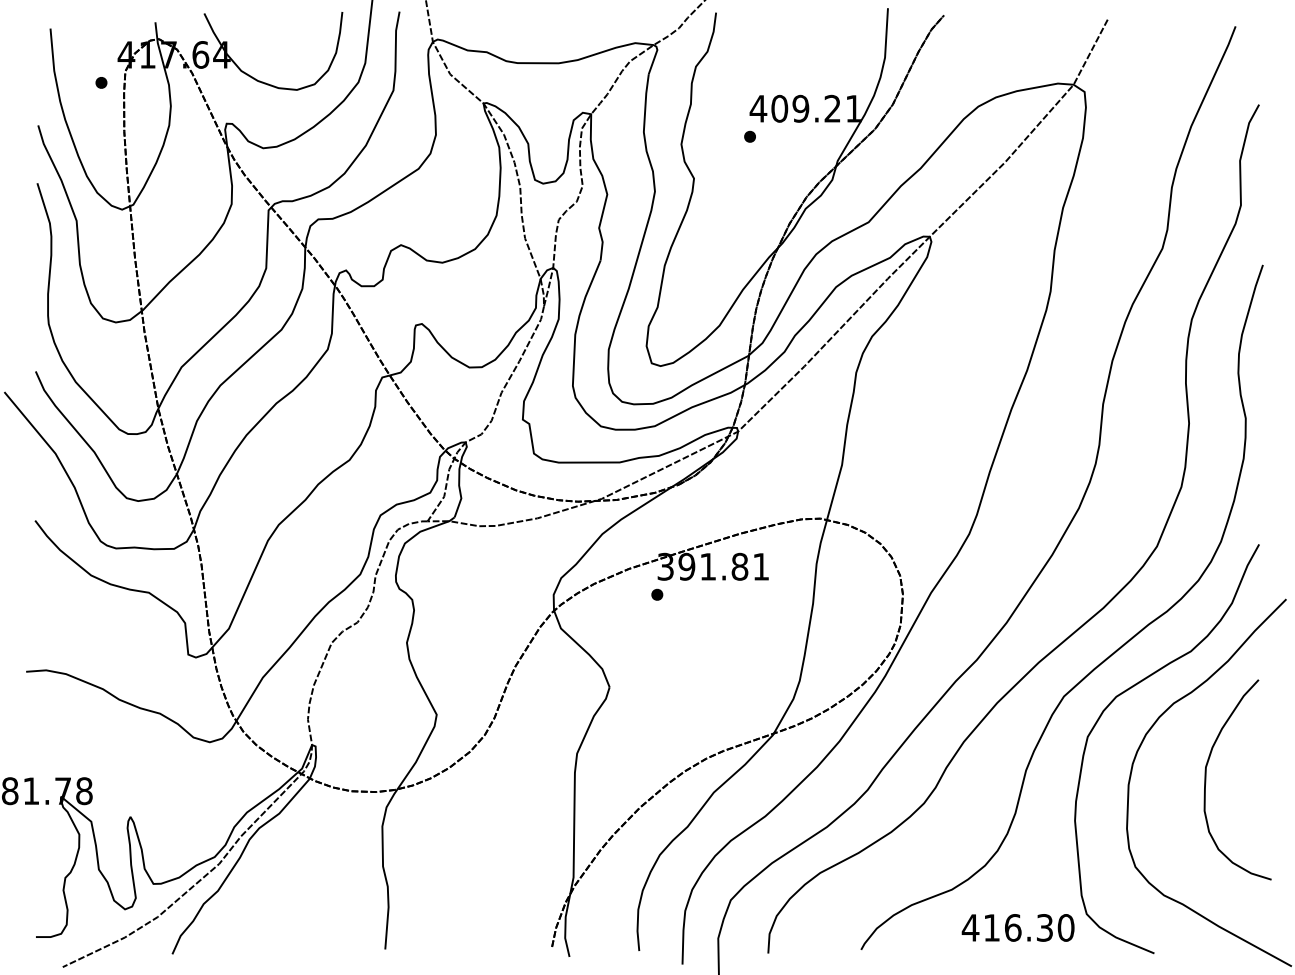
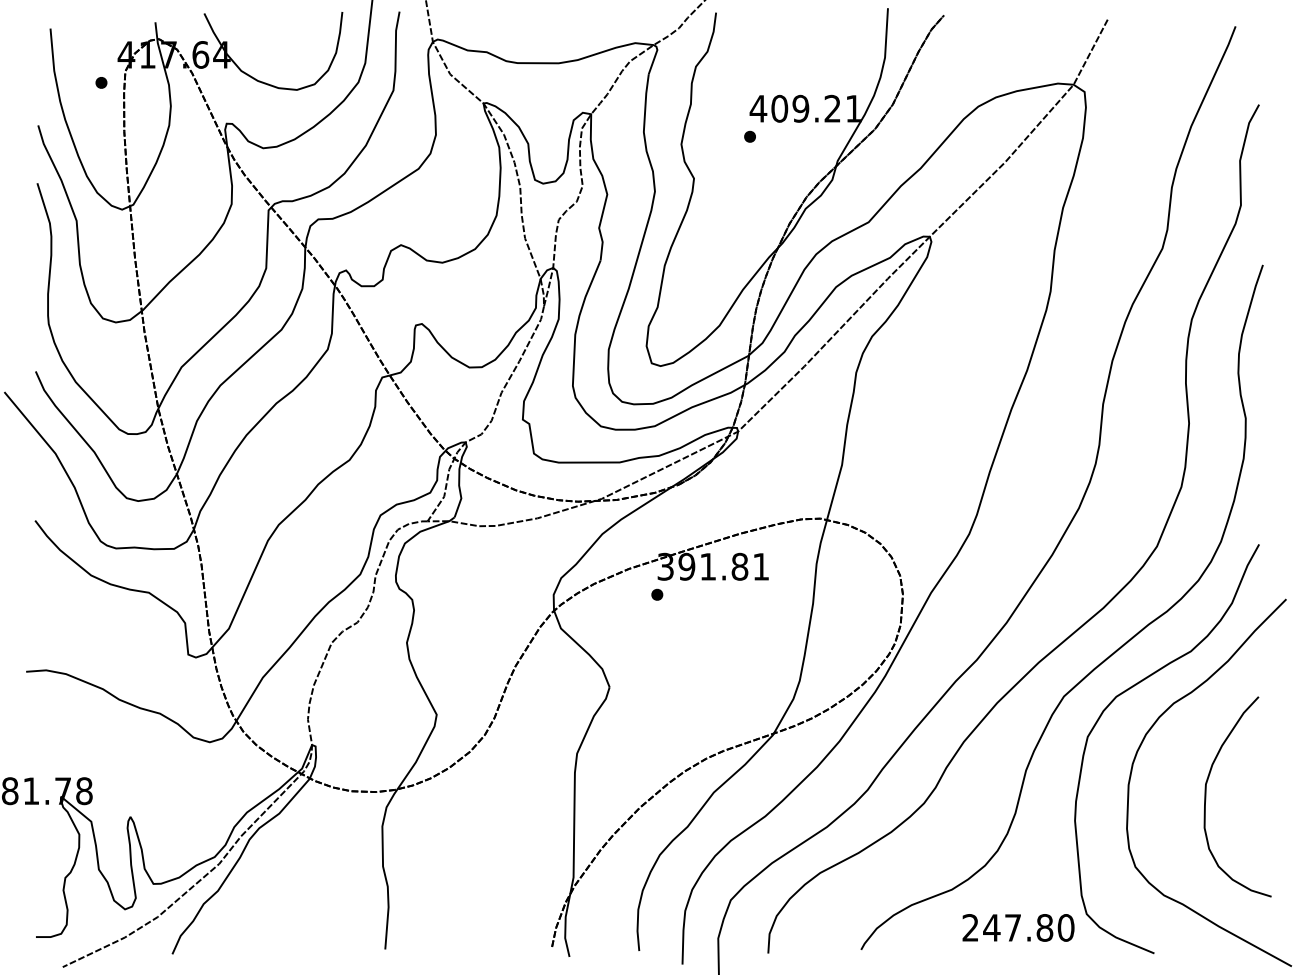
curve position: (1206, 779) -> (1206, 796) (1206, 796)
text: 416.30 -> 247.80 (1007, 927)
